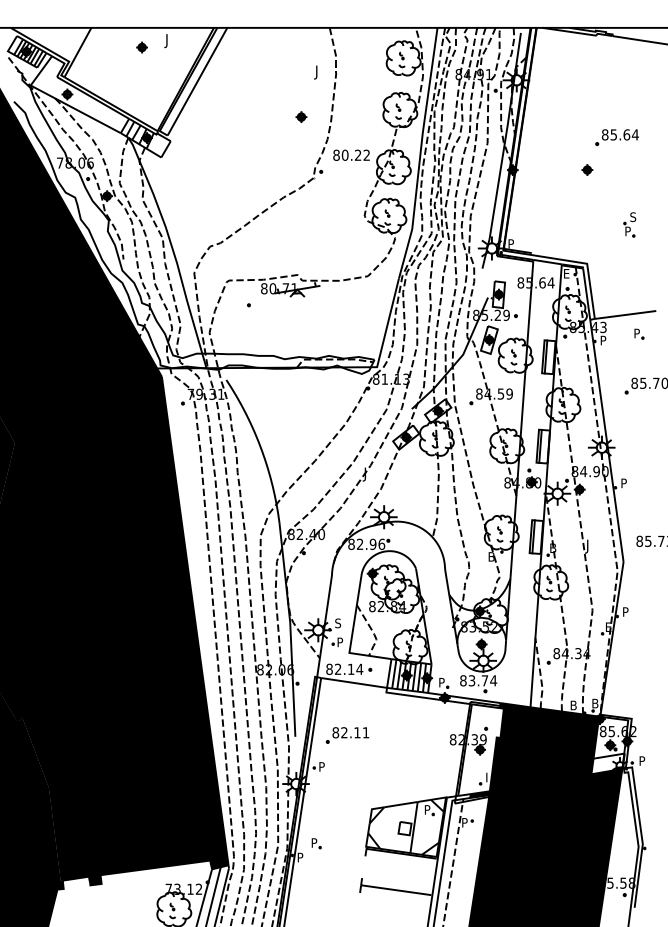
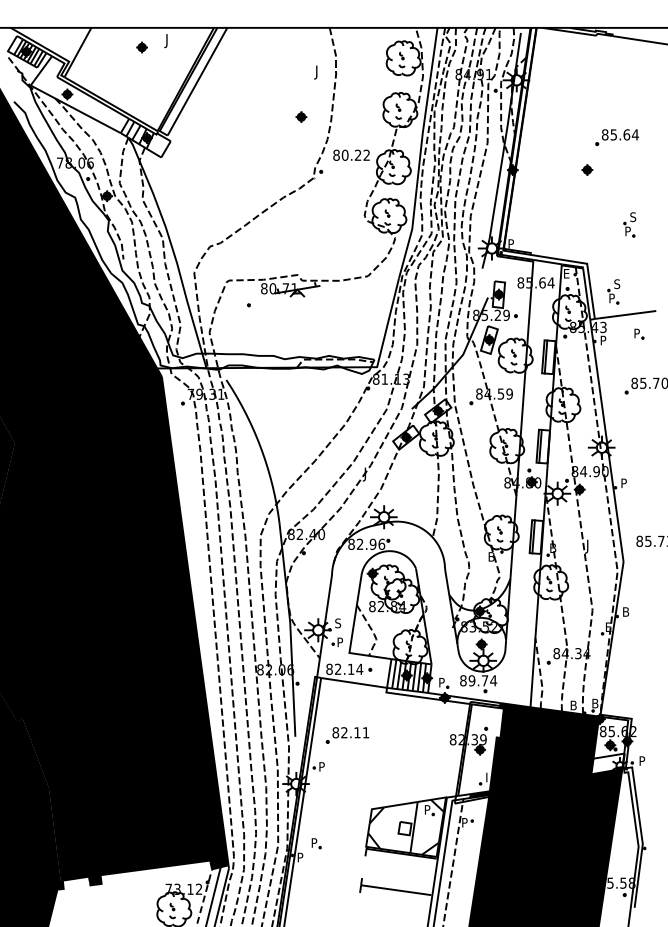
part: none -> present (613, 291)
text: P -> B (626, 611)
text: 83.74 -> 89.74 (471, 680)
line: solid -> dashed (204, 897)
